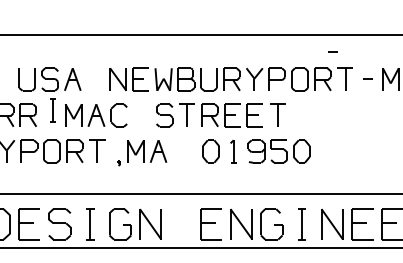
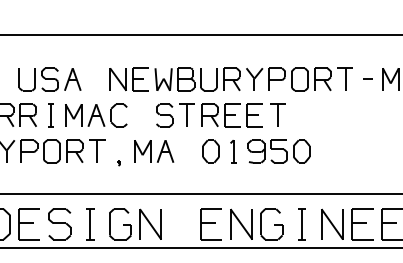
curve: present -> none (332, 51)
part position: (52, 110) -> (50, 115) (50, 115)
part position: (147, 151) -> (154, 151) (154, 151)
